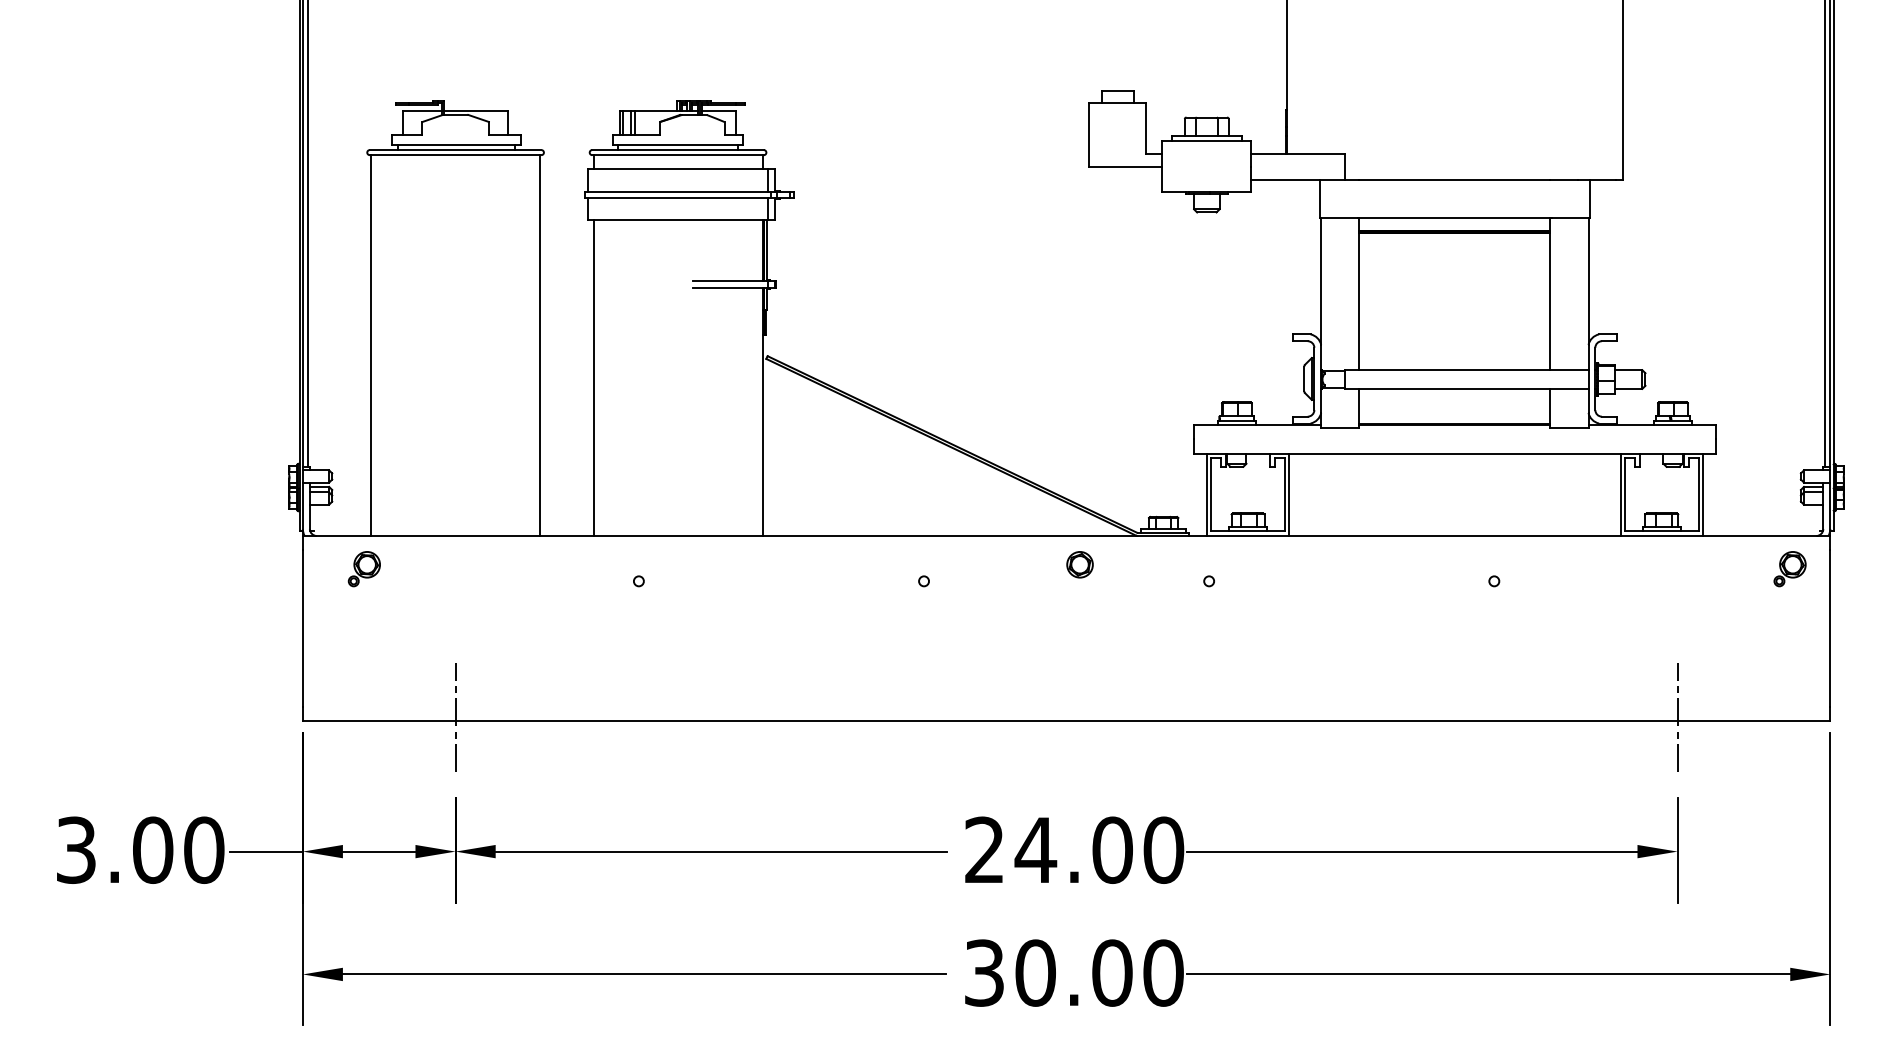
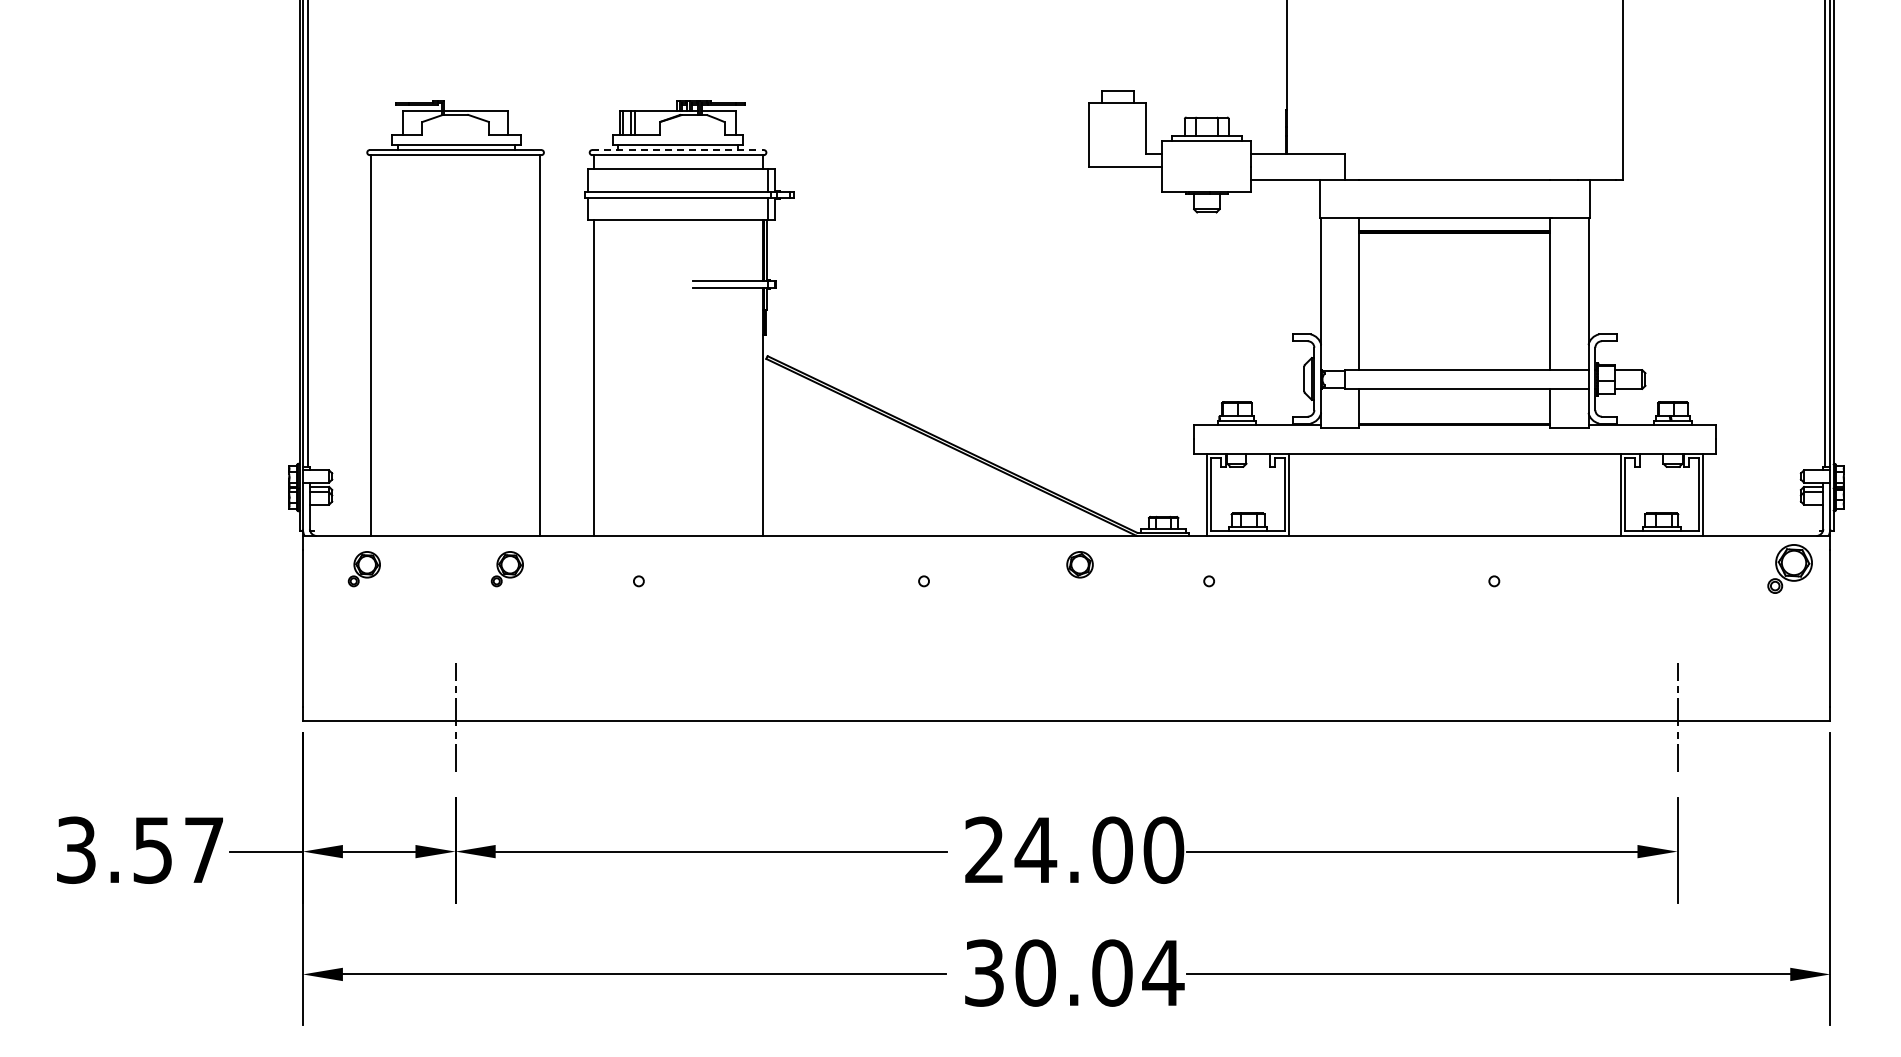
line: solid -> dashed (678, 150)
part: none -> present (506, 569)
part size: 34x37 px -> 46x50 px (1789, 568)
text: 3.00 -> 3.57 (178, 849)
text: 30.00 -> 30.04 (1163, 972)
